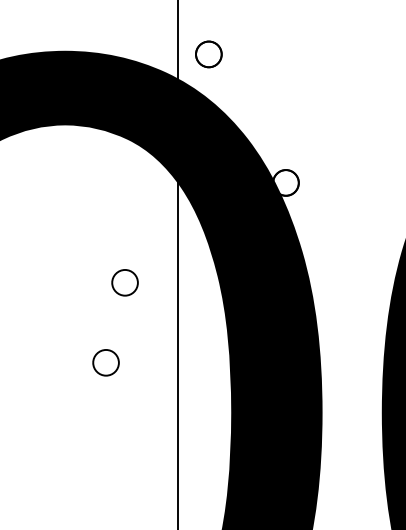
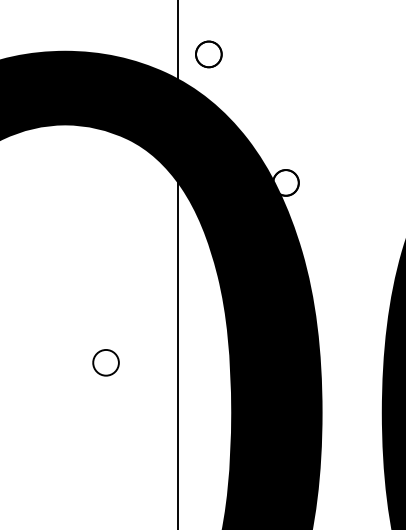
part: present -> none (124, 282)
